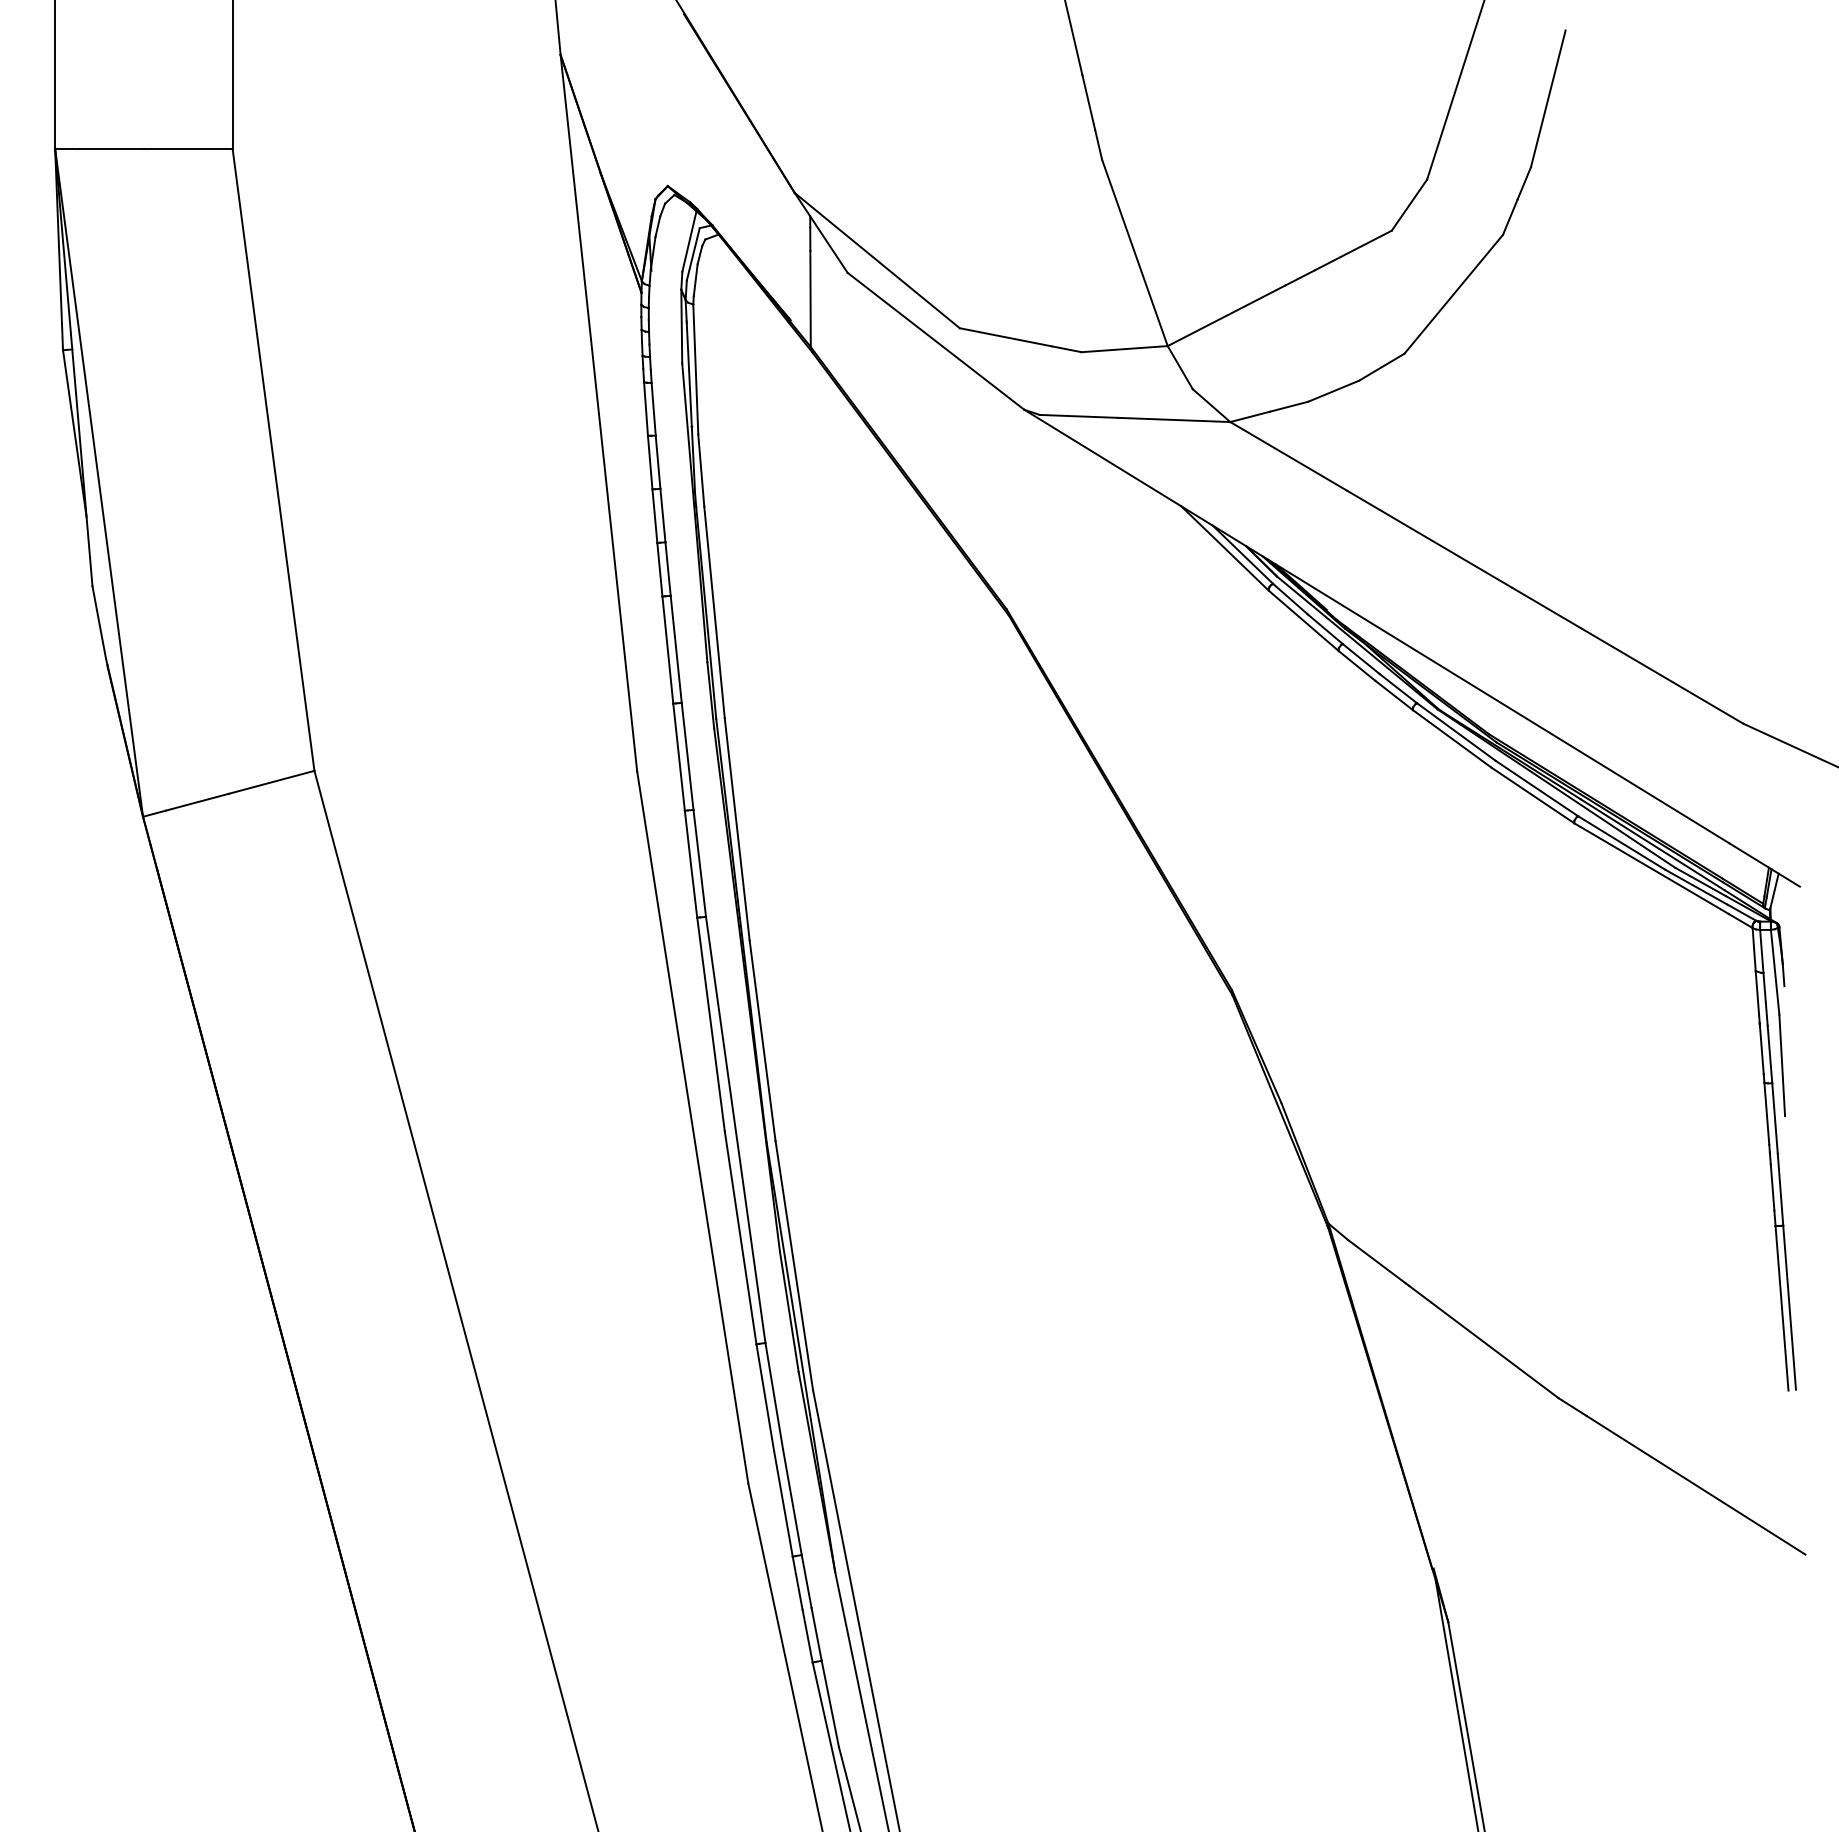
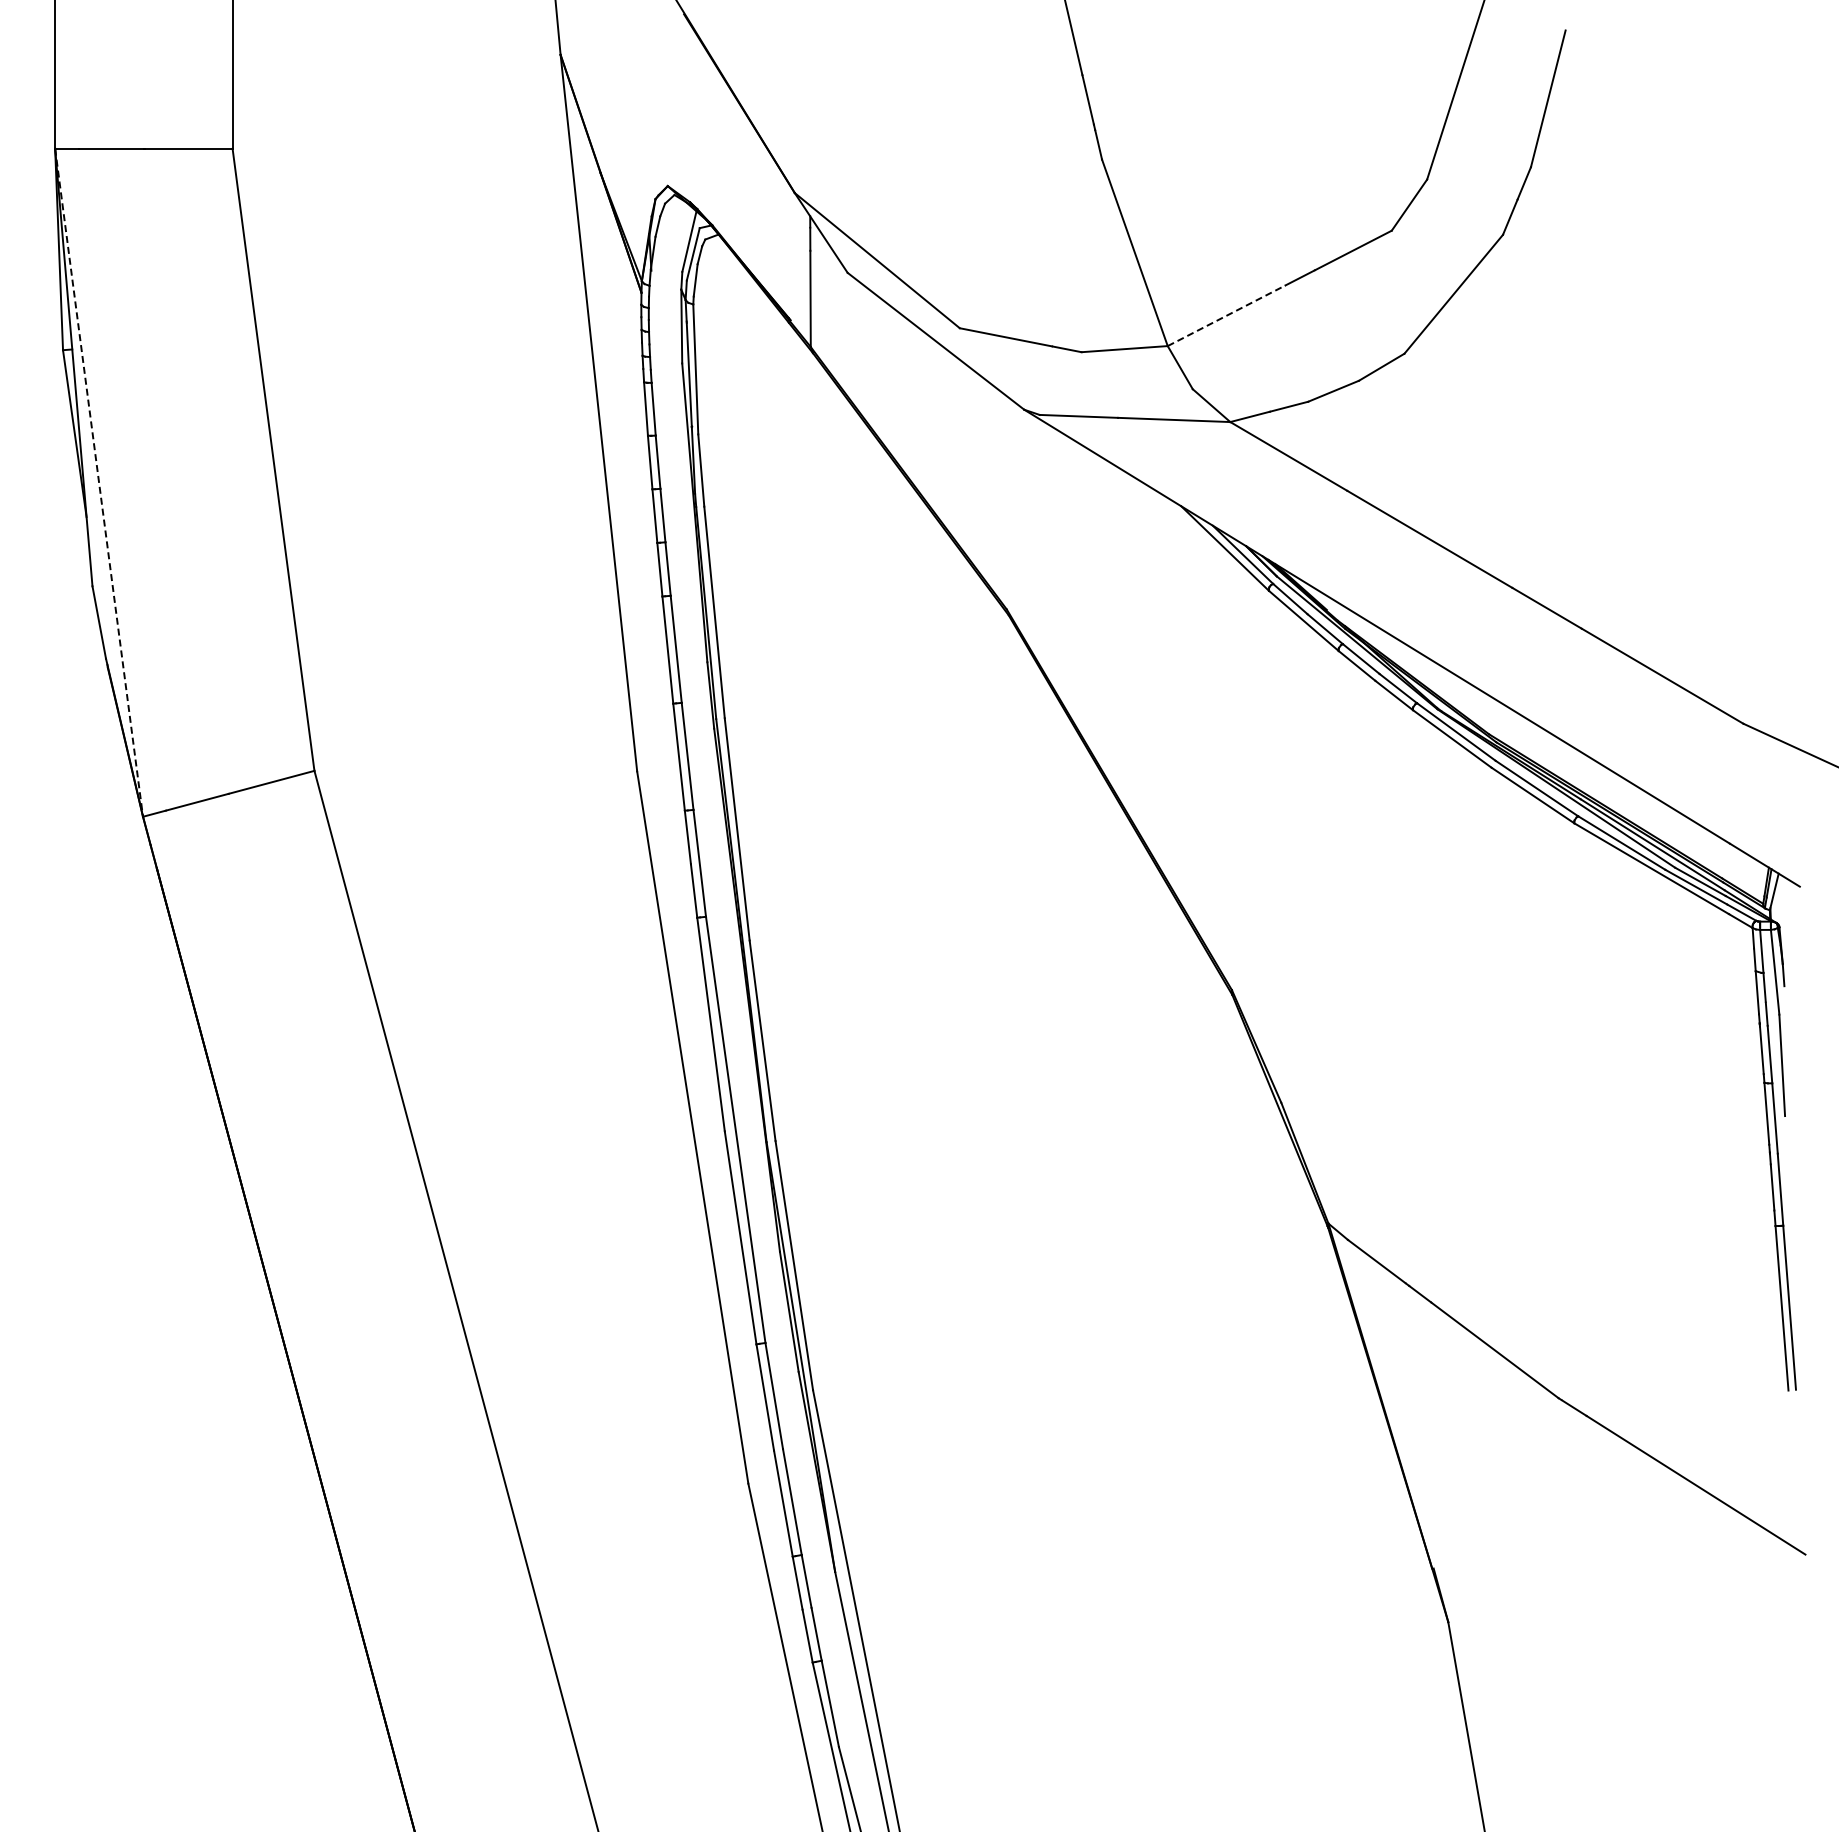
line: solid -> dashed (1227, 315)
line: solid -> dashed (99, 482)
line: present -> none (1456, 1704)
